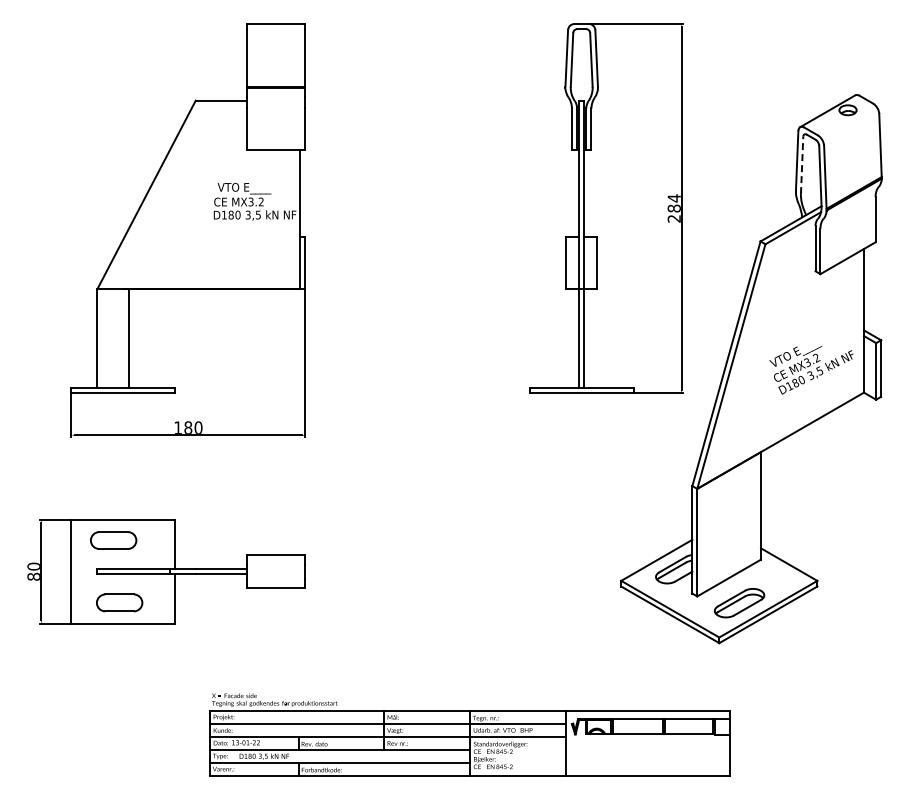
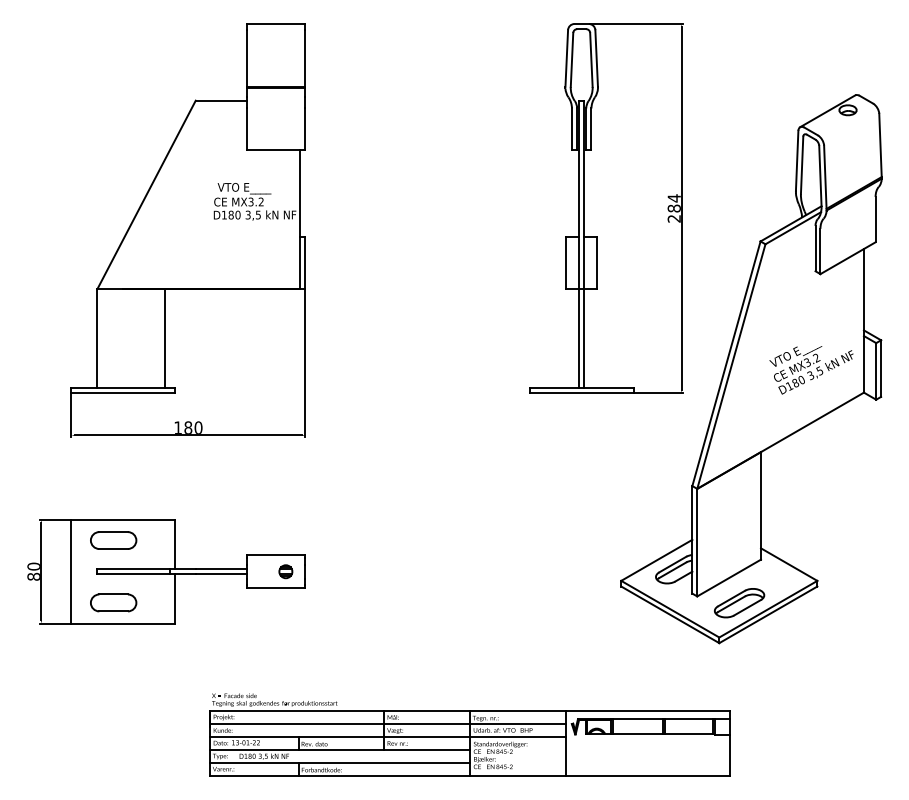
line: dashed -> solid (802, 165)
line position: (128, 338) -> (164, 338) (164, 338)
part: none -> present (285, 571)
part position: (119, 602) -> (113, 602) (113, 602)
